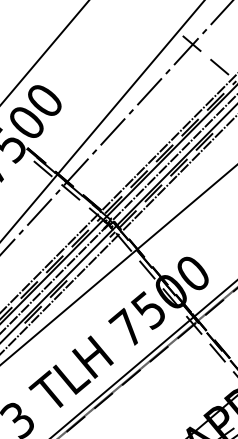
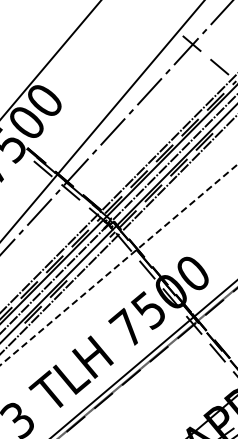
line position: (44, 52) -> (50, 59) (50, 59)
line: solid -> dashed (119, 264)
